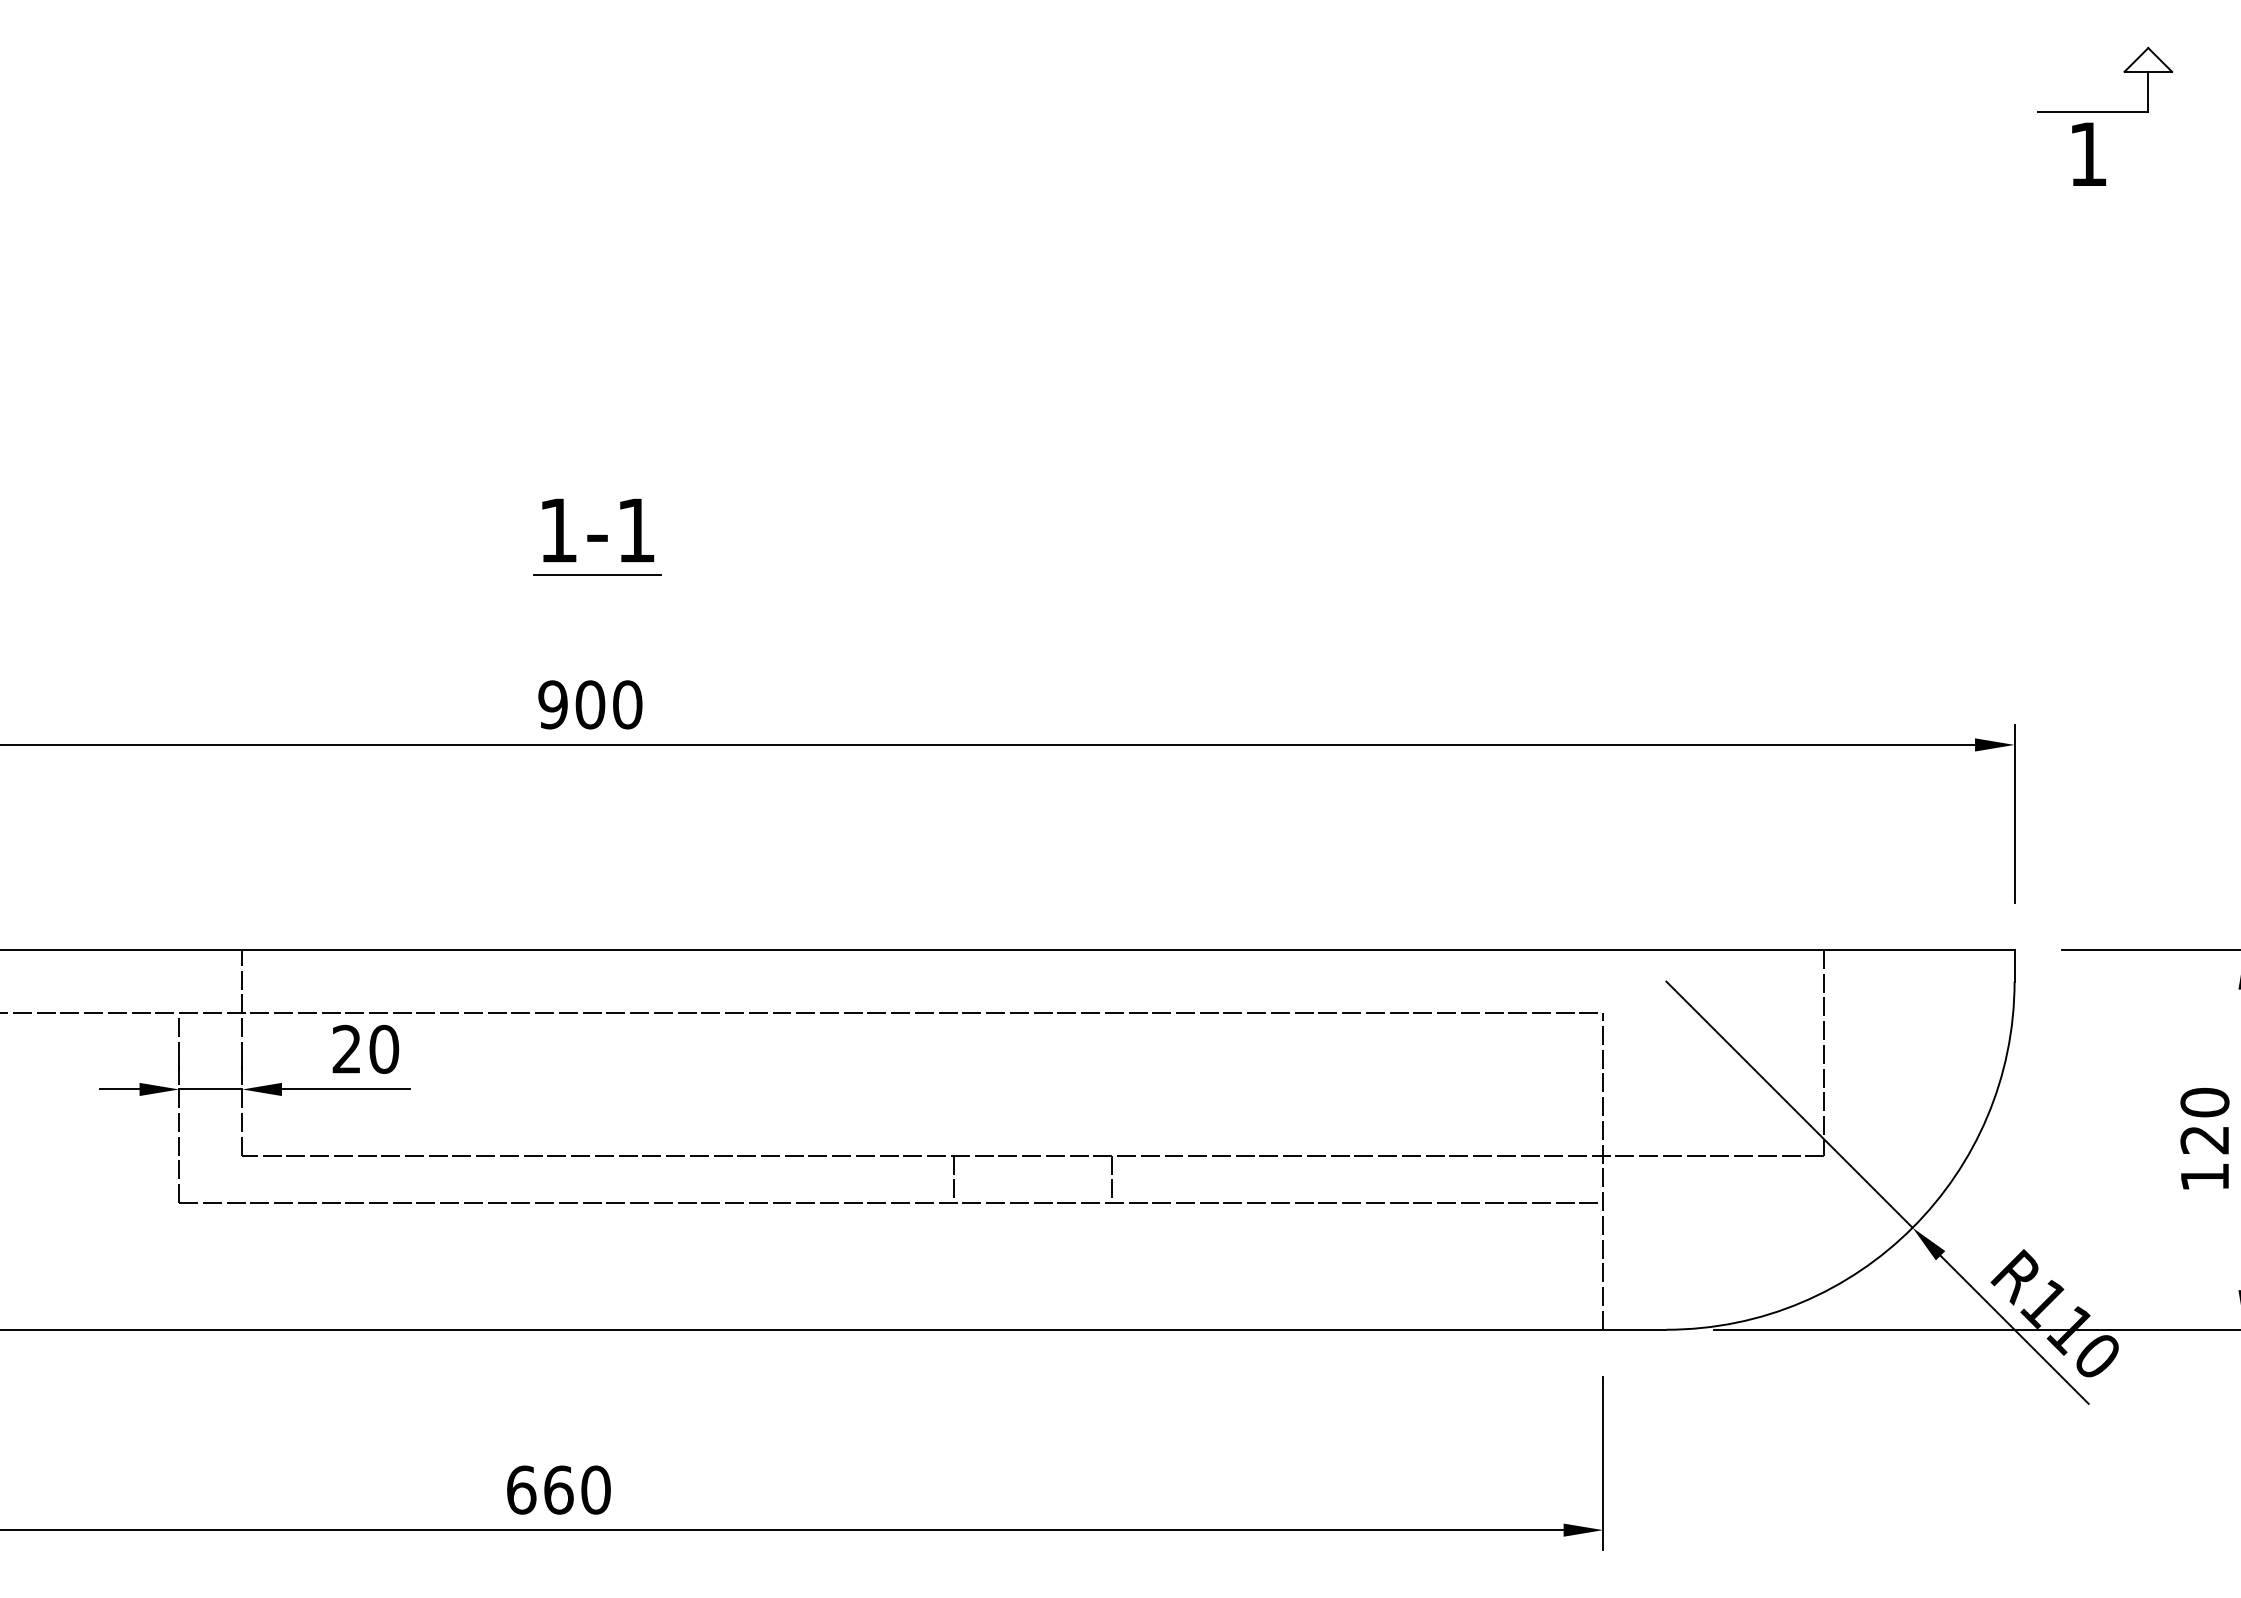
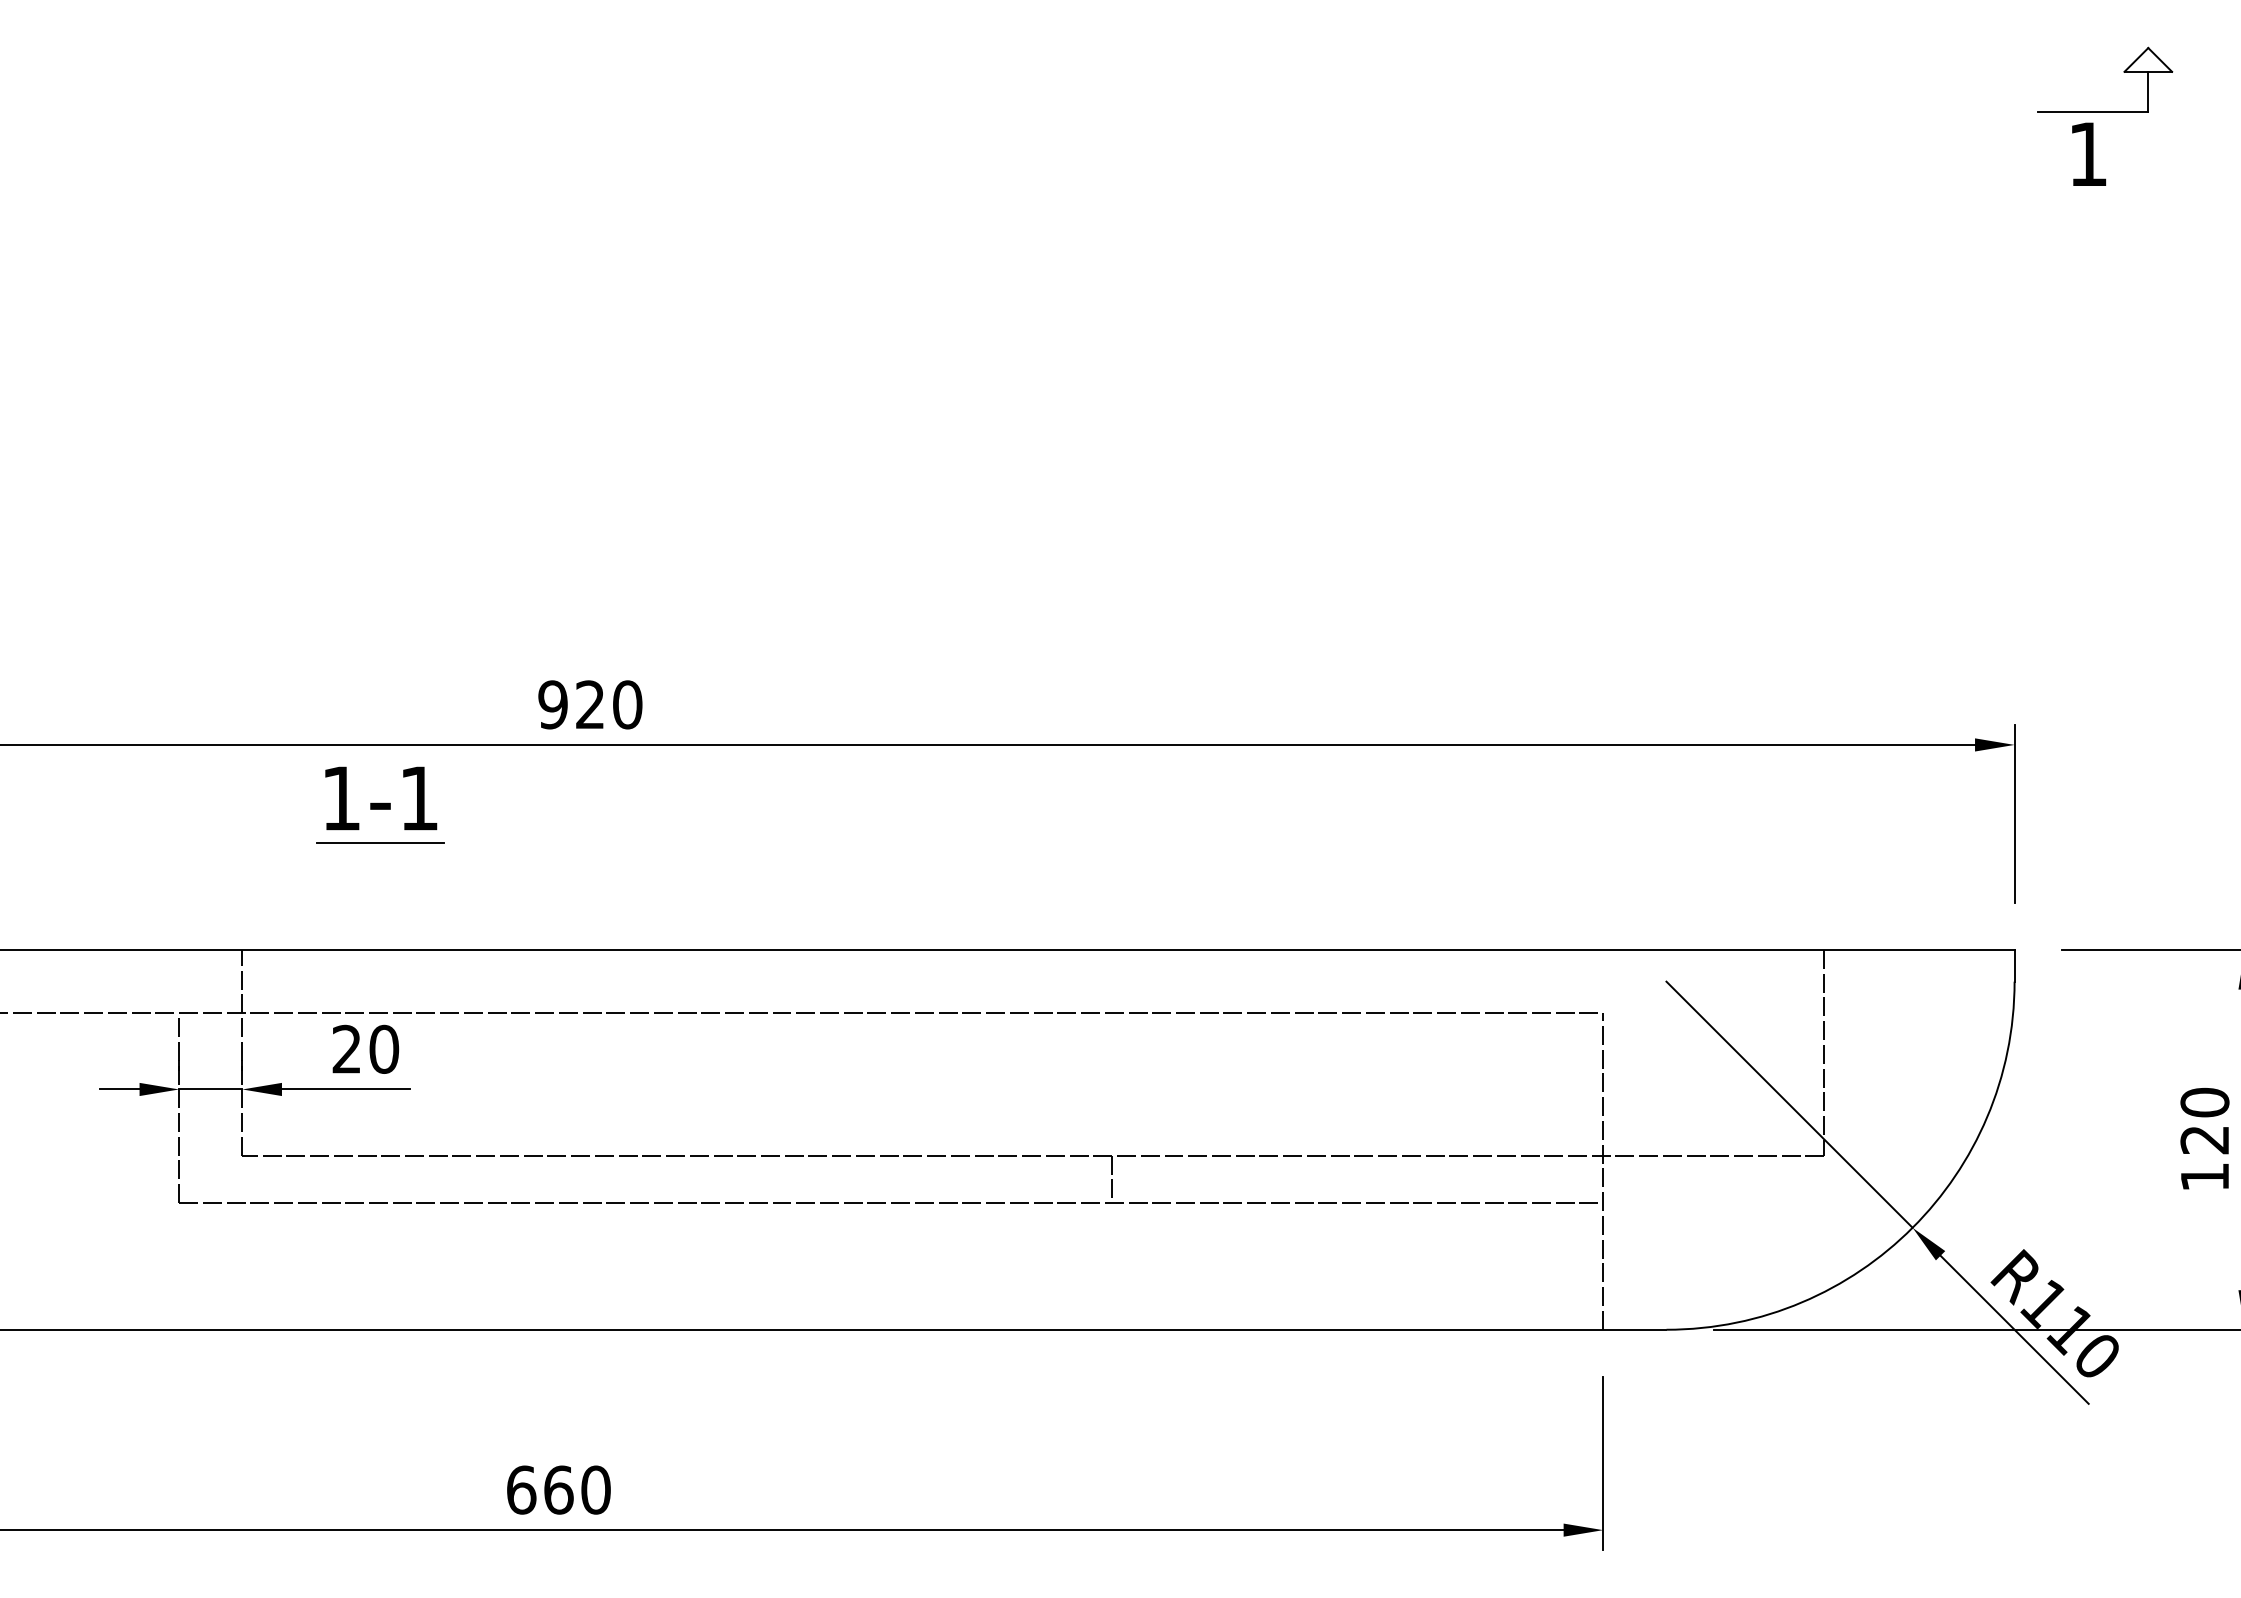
part position: (597, 536) -> (380, 804) (380, 804)
text: 900 -> 920 (590, 704)
line: present -> none (954, 1179)
